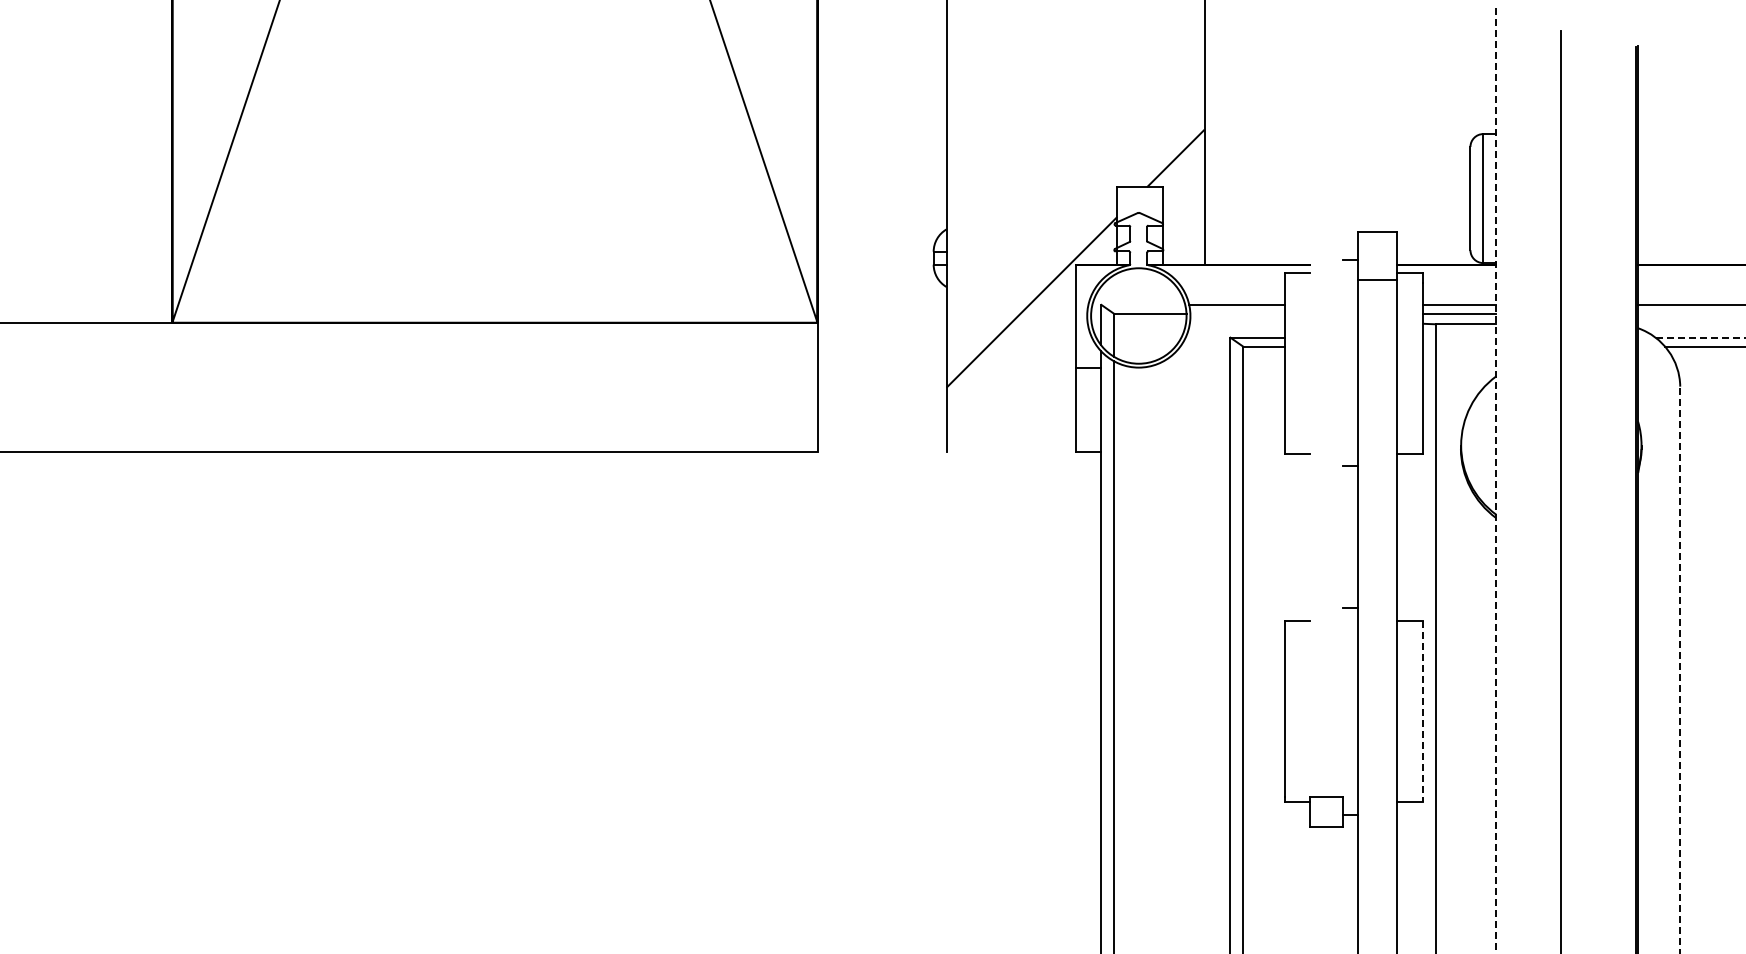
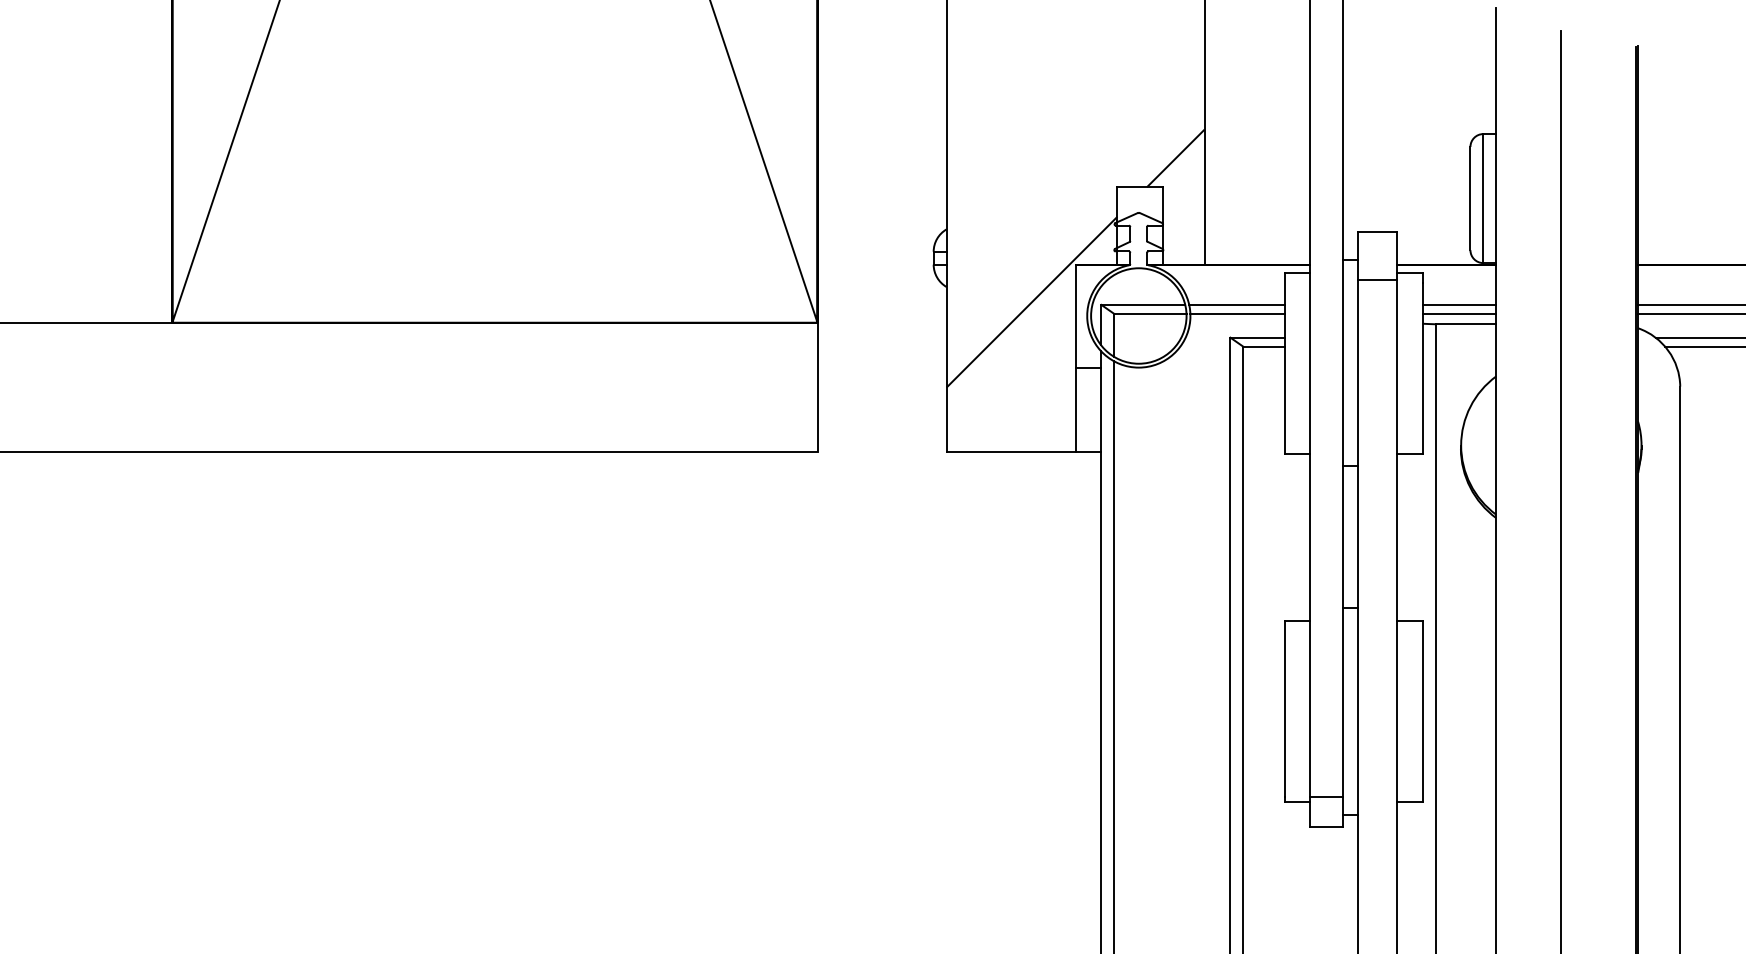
line: none -> present (1143, 304)
line: none -> present (1237, 313)
line: none -> present (1690, 313)
line: dashed -> solid (1700, 337)
line: none -> present (1310, 399)
line: none -> present (1342, 399)
line: none -> present (1010, 451)
line: dashed -> solid (1496, 480)
line: dashed -> solid (1680, 669)
line: dashed -> solid (1422, 711)
